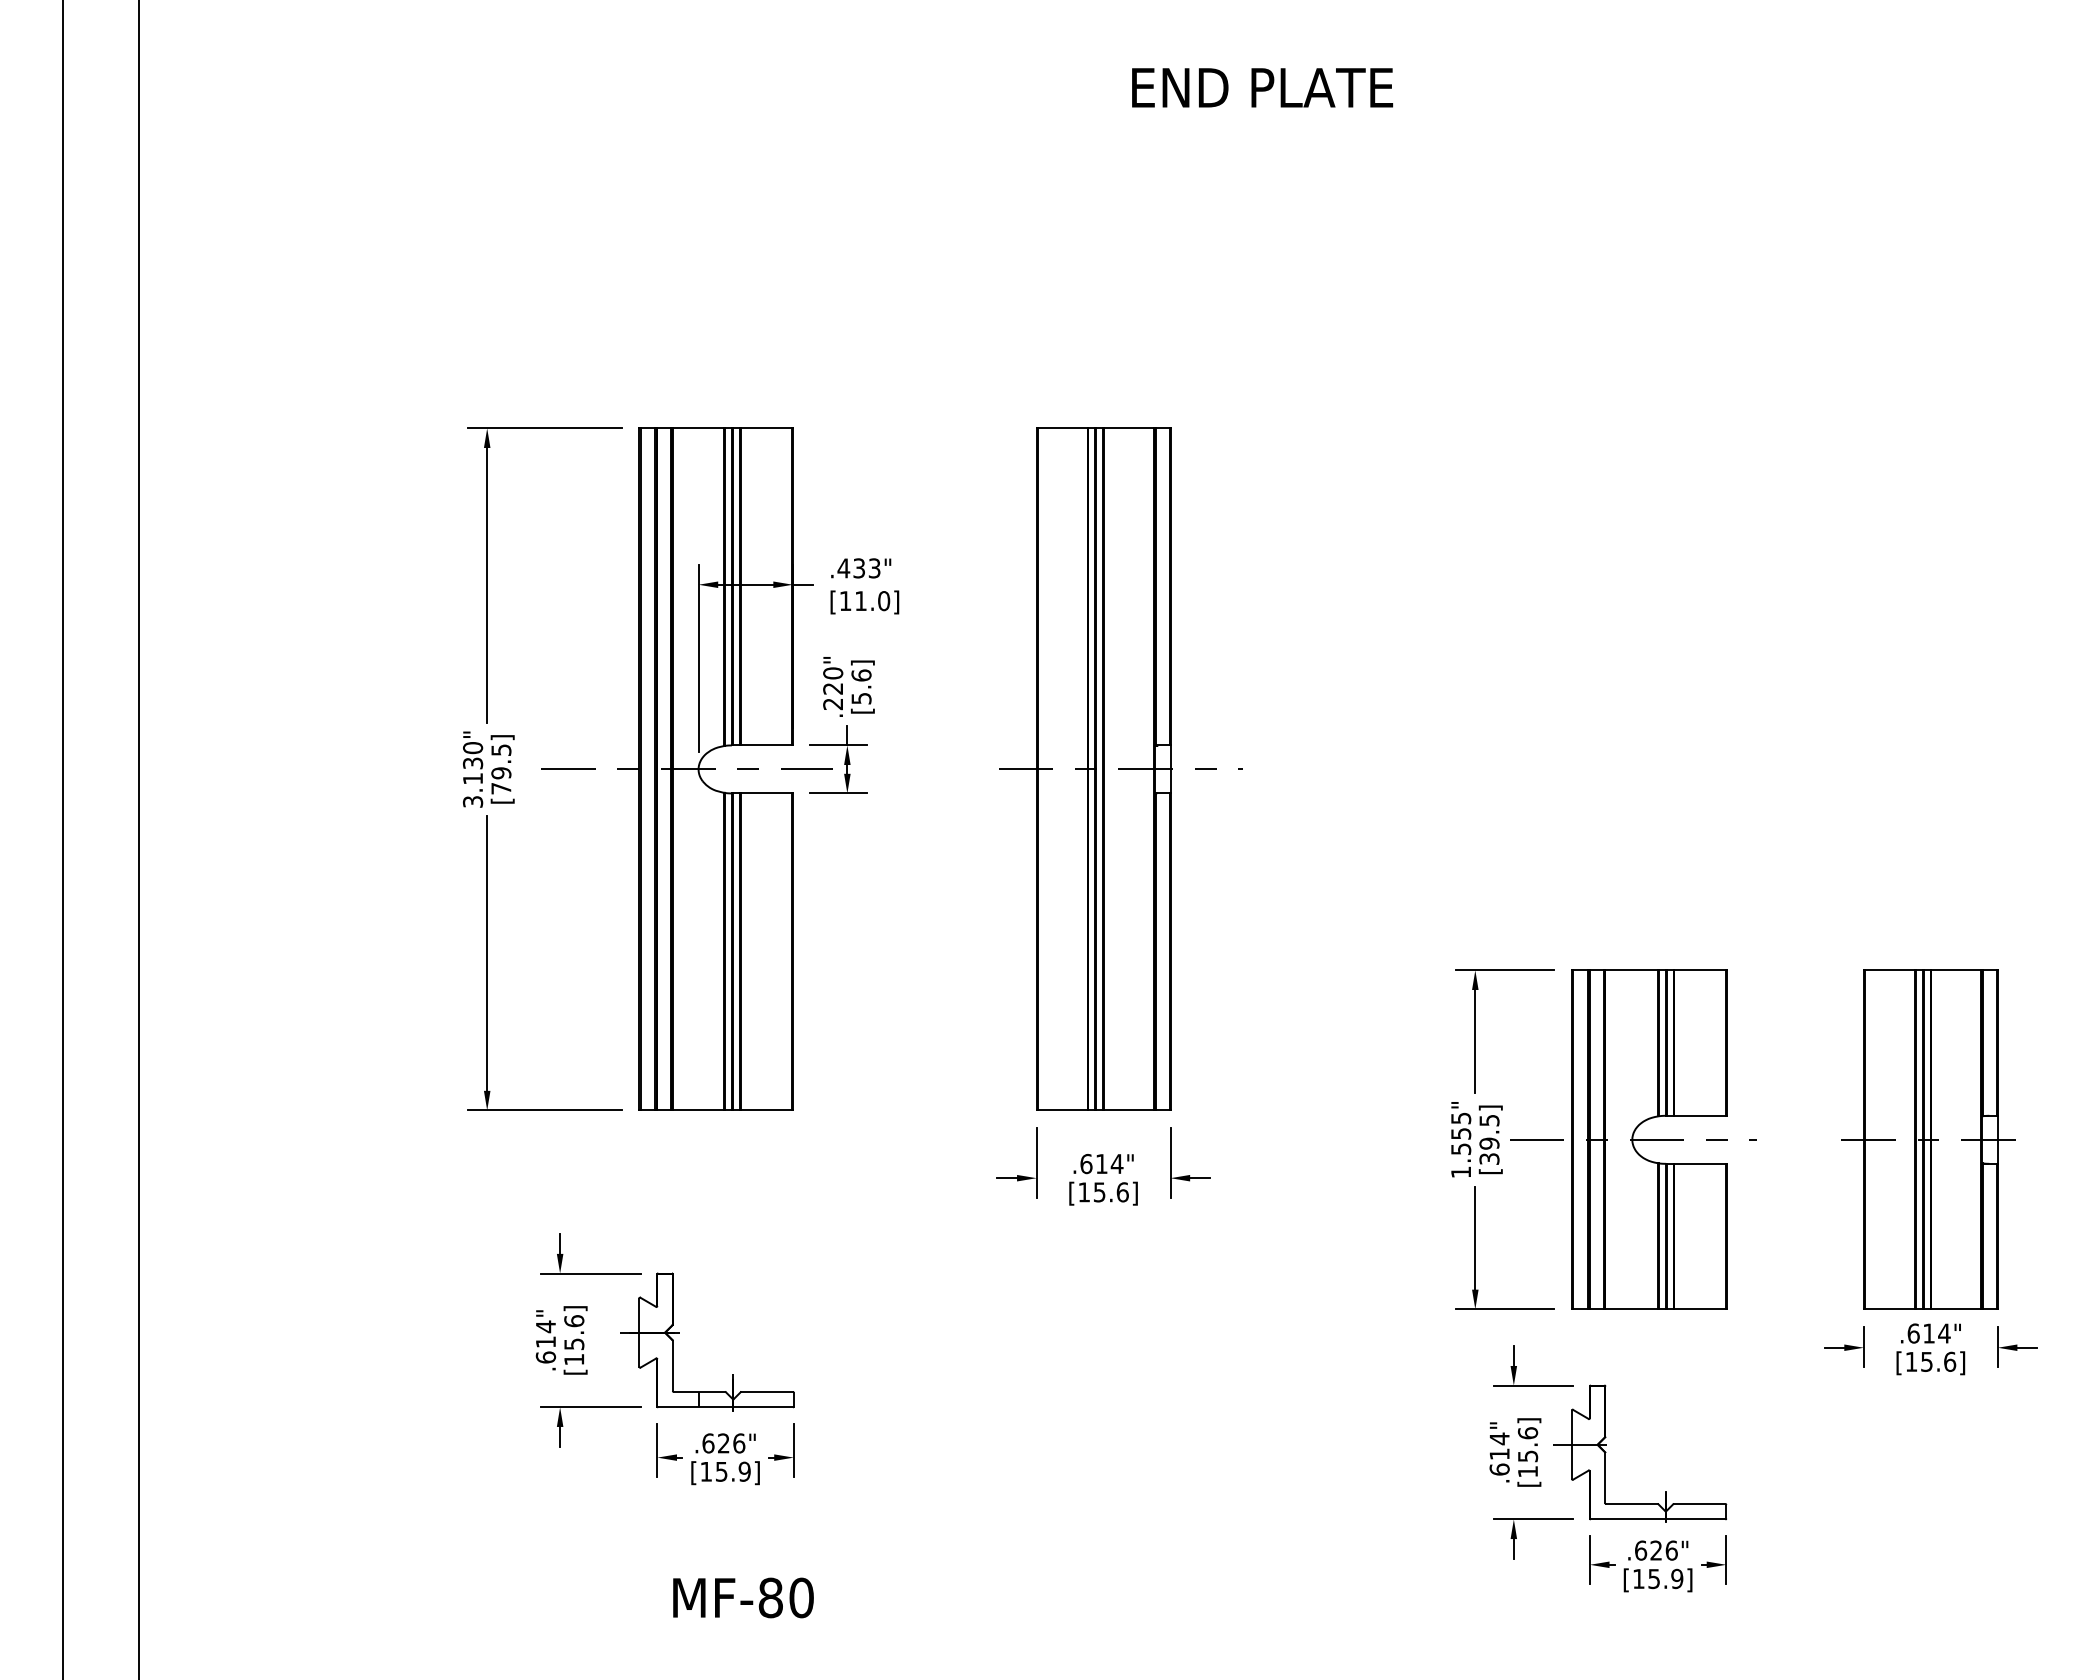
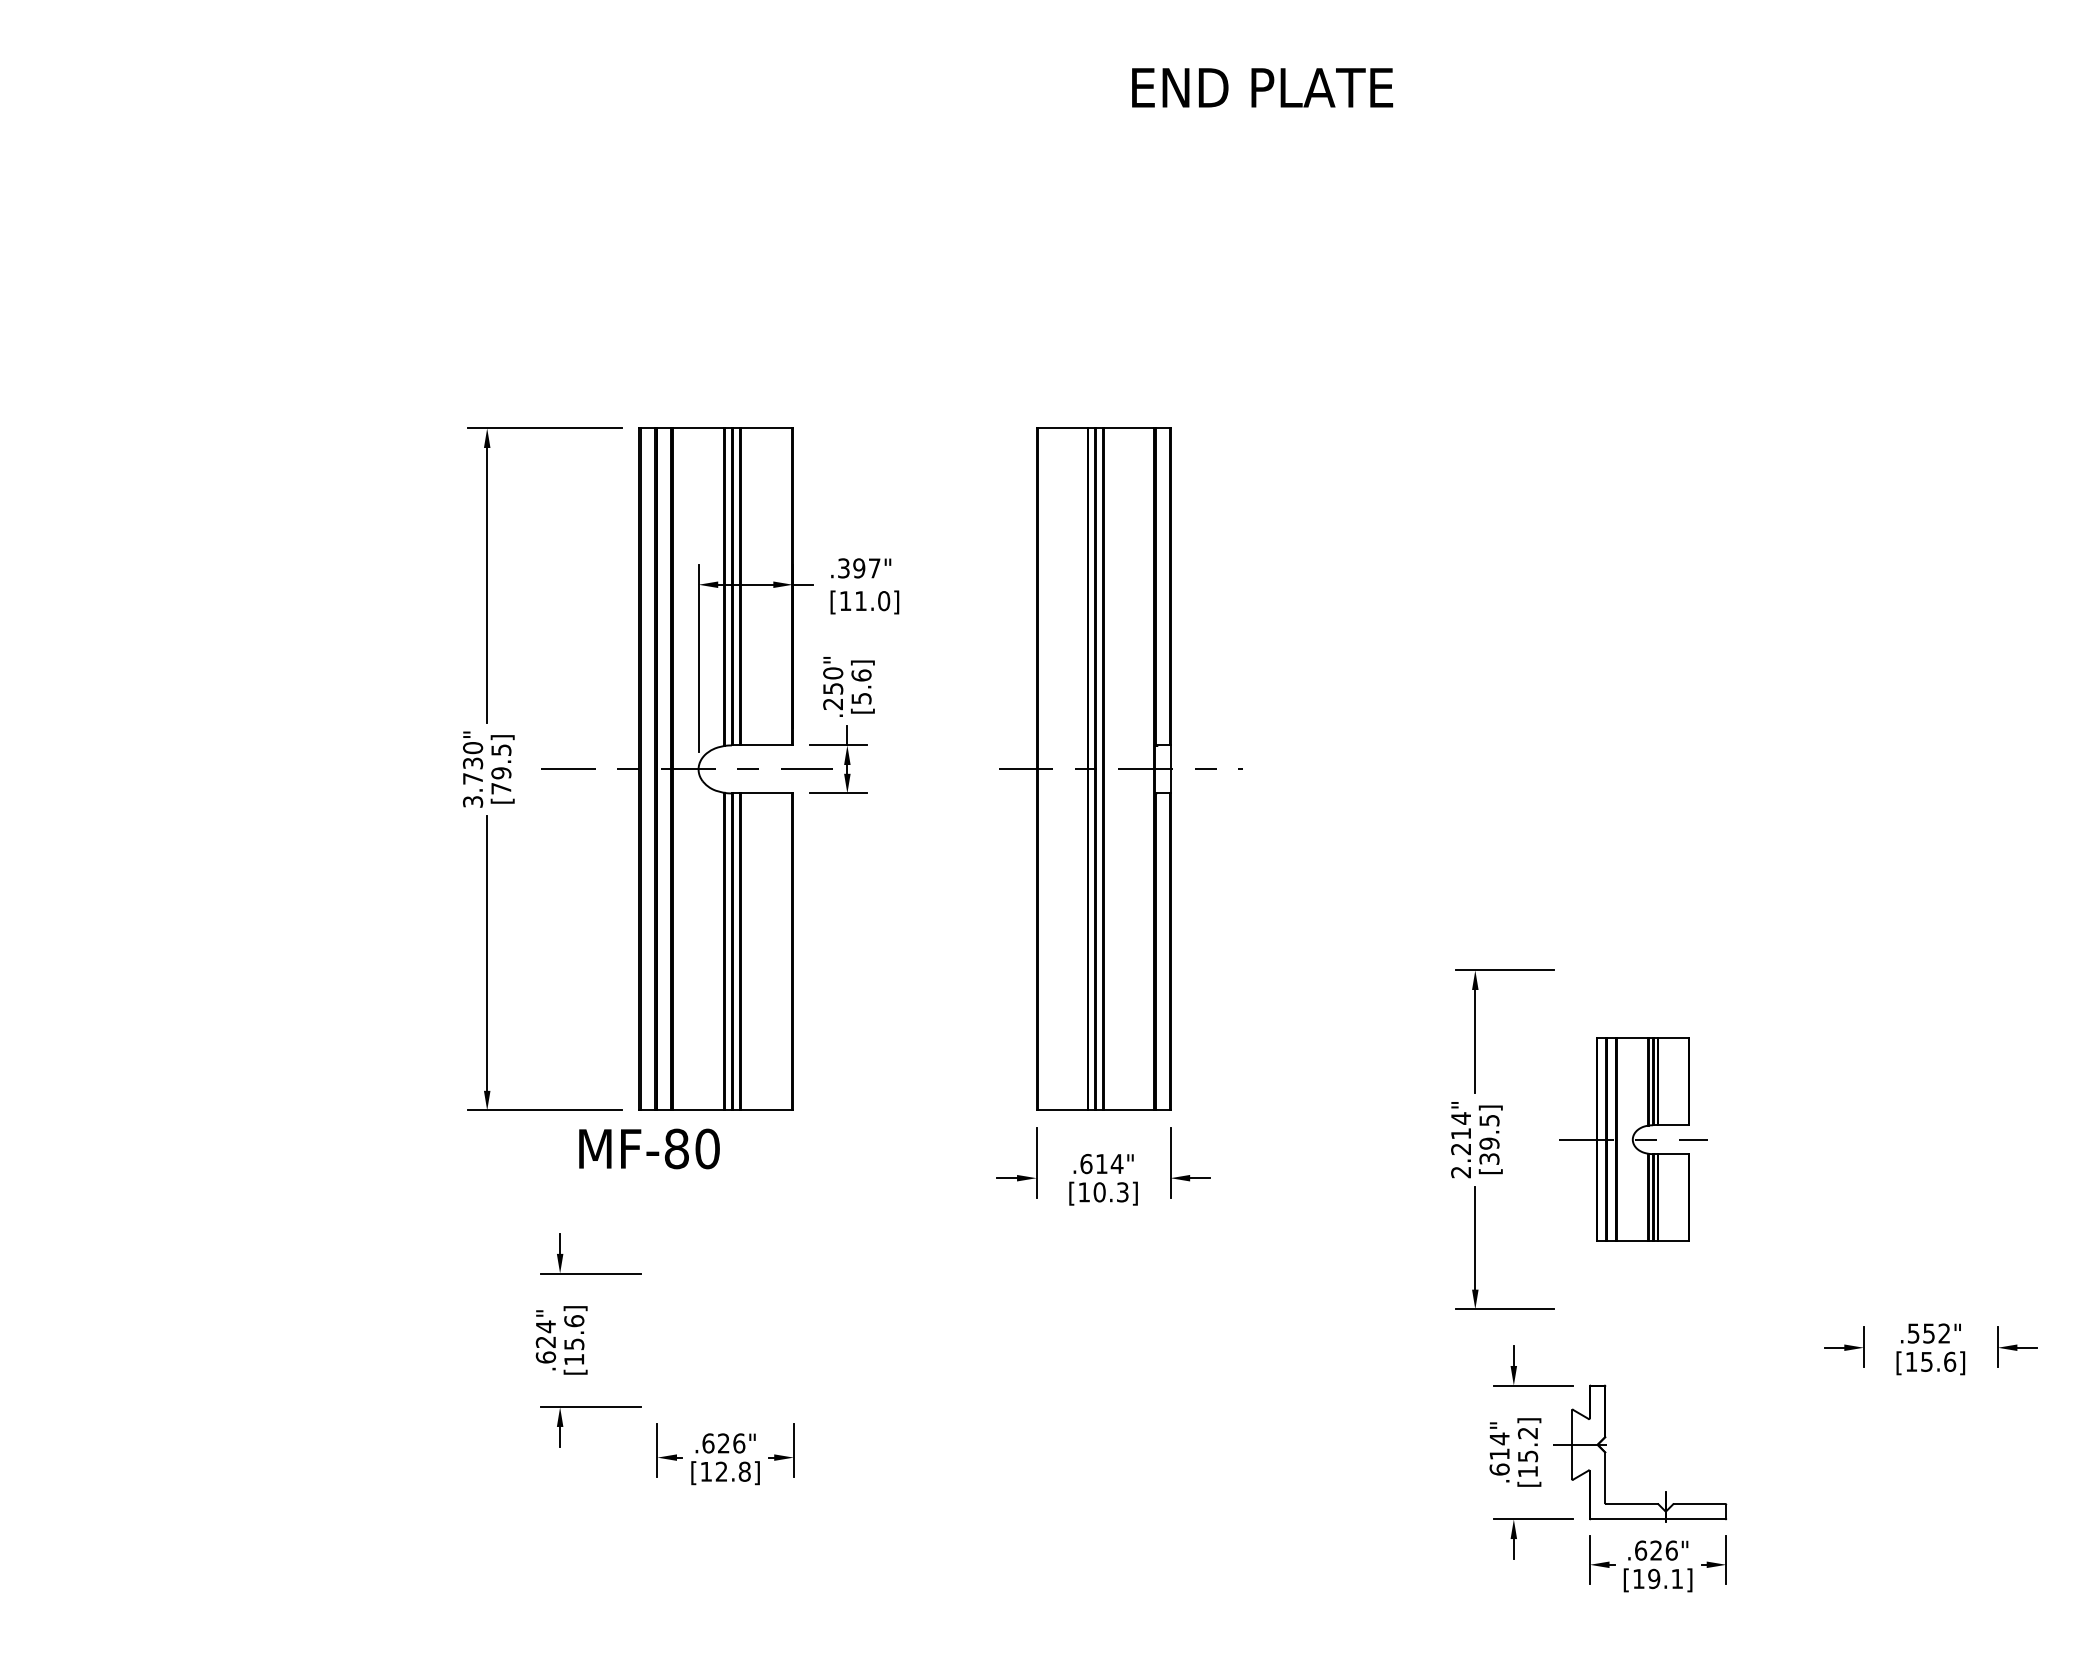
text: .433" -> .397" (858, 568)
text: .220" -> .250" (833, 688)
text: 3.130" -> 3.730" (472, 778)
line: present -> none (63, 839)
line: present -> none (138, 839)
part size: 247x341 px -> 149x205 px (1633, 1139)
part: present -> none (1928, 1139)
text: 1.555" -> 2.214" (1461, 1145)
text: [15.6] -> [10.3] (1110, 1192)
part: present -> none (679, 1333)
text: .614" -> .552" (1928, 1333)
text: .614" -> .624" (545, 1341)
text: [15.6] -> [15.2] (1527, 1433)
text: [15.9] -> [12.8] (733, 1471)
text: [15.9] -> [19.1] (1665, 1578)
text position: (743, 1597) -> (649, 1148) (649, 1148)
